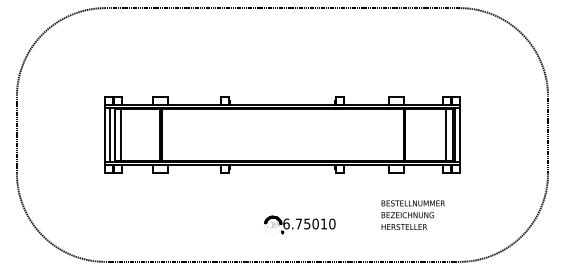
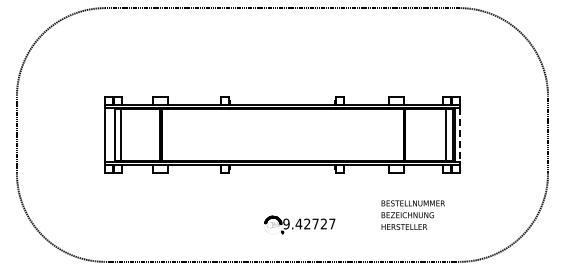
line: present -> none (109, 134)
line: solid -> dashed (459, 135)
text: 6.75010 -> 9.42727 (309, 223)
